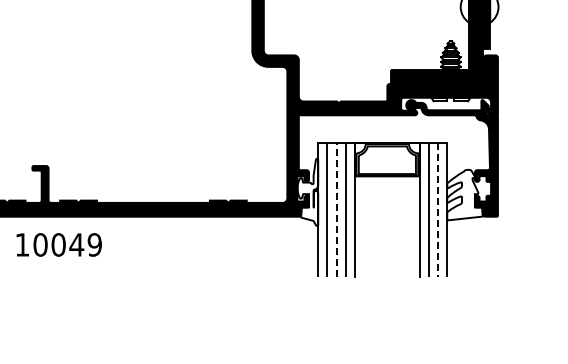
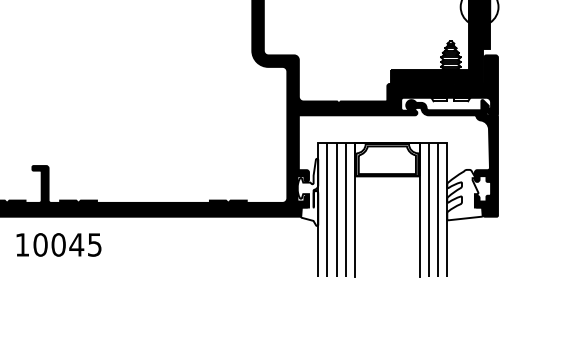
line: dashed -> solid (336, 209)
line: dashed -> solid (438, 210)
text: 10049 -> 10045 (94, 244)
